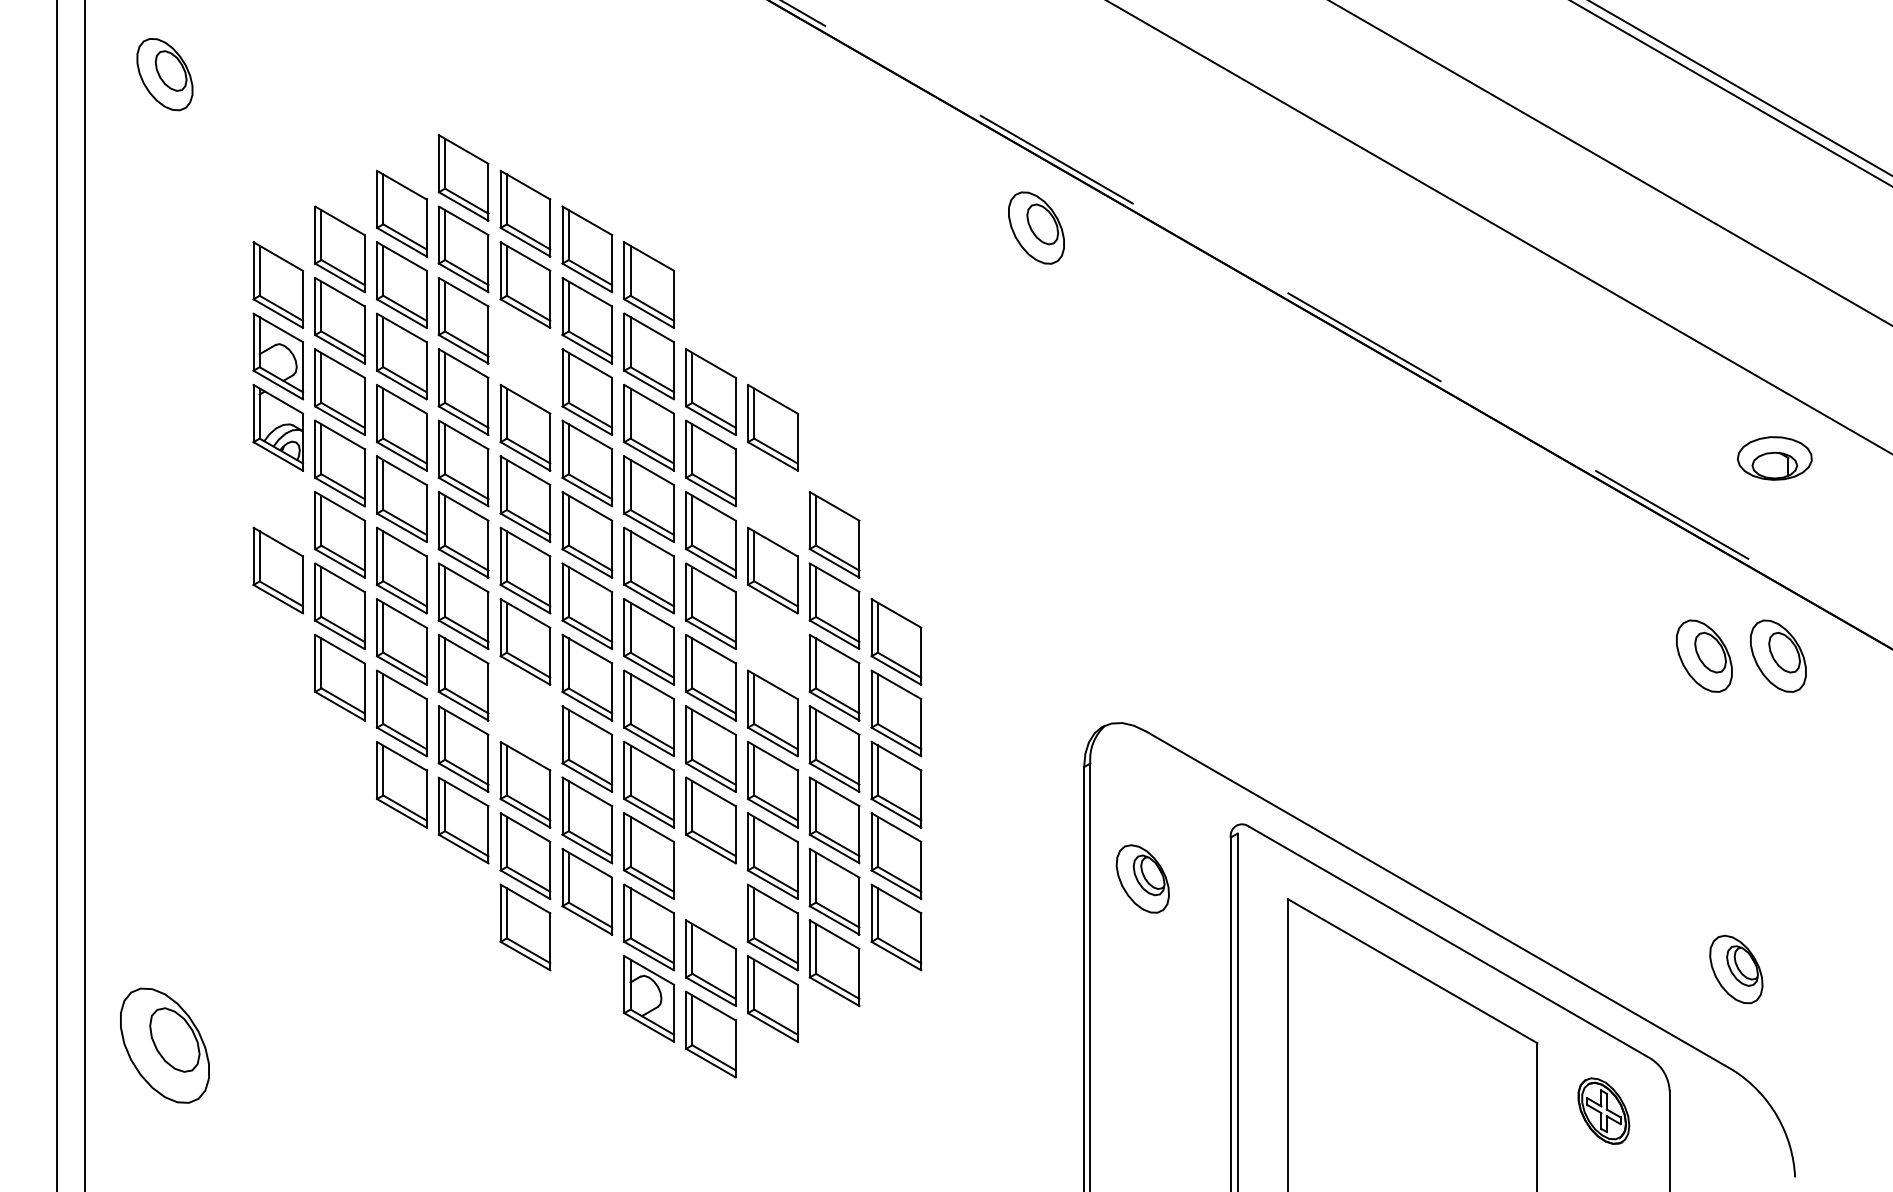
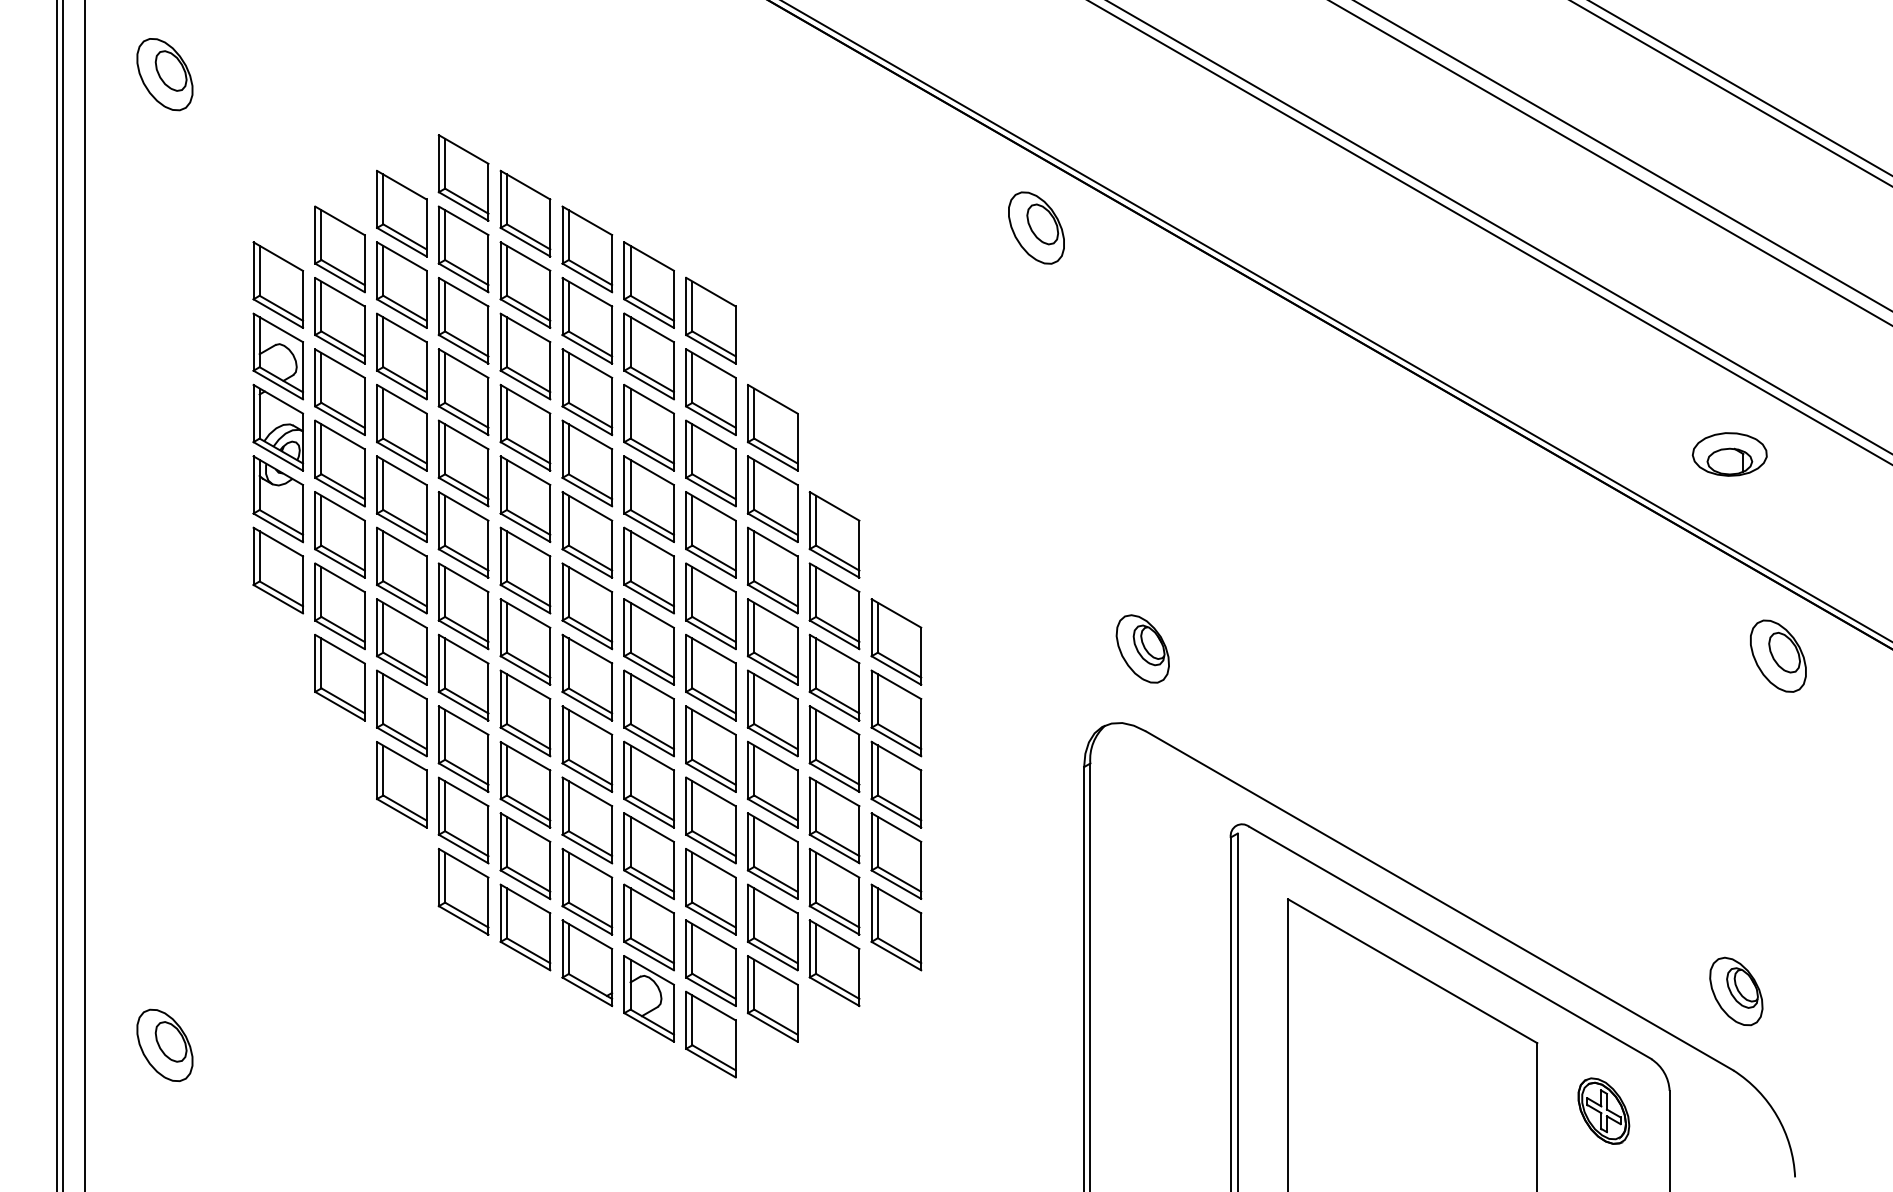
line: none -> present (1622, 155)
line: none -> present (1490, 232)
part: none -> present (710, 320)
line: dashed -> solid (1336, 321)
part: none -> present (525, 356)
part position: (1774, 458) -> (1729, 454) (1729, 454)
part: none -> present (772, 498)
part: none -> present (277, 499)
line: none -> present (63, 595)
part: none -> present (772, 641)
part: present -> none (1704, 655)
part: none -> present (525, 713)
part position: (1142, 878) -> (1142, 648) (1142, 648)
part: none -> present (463, 891)
part: none -> present (710, 891)
part: none -> present (587, 963)
part position: (1736, 969) -> (1736, 991) (1736, 991)
part size: 90x117 px -> 58x74 px (164, 1044)
